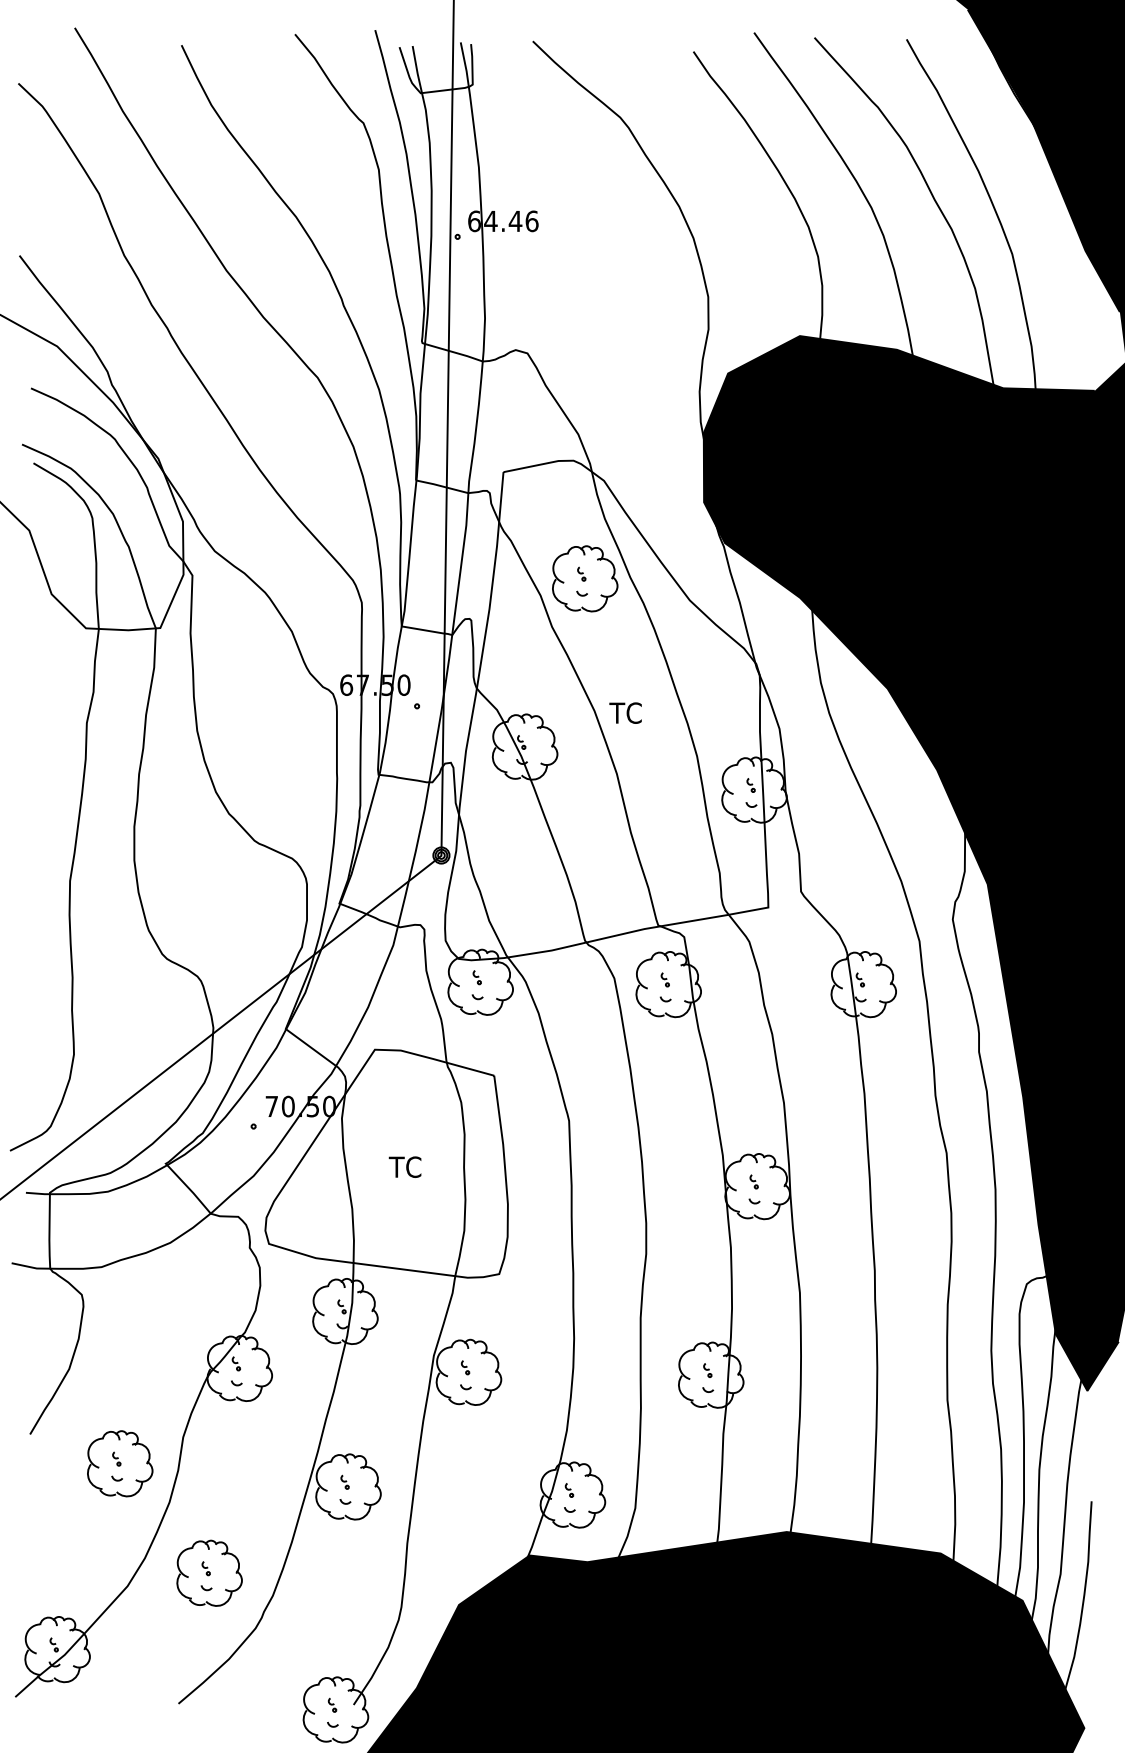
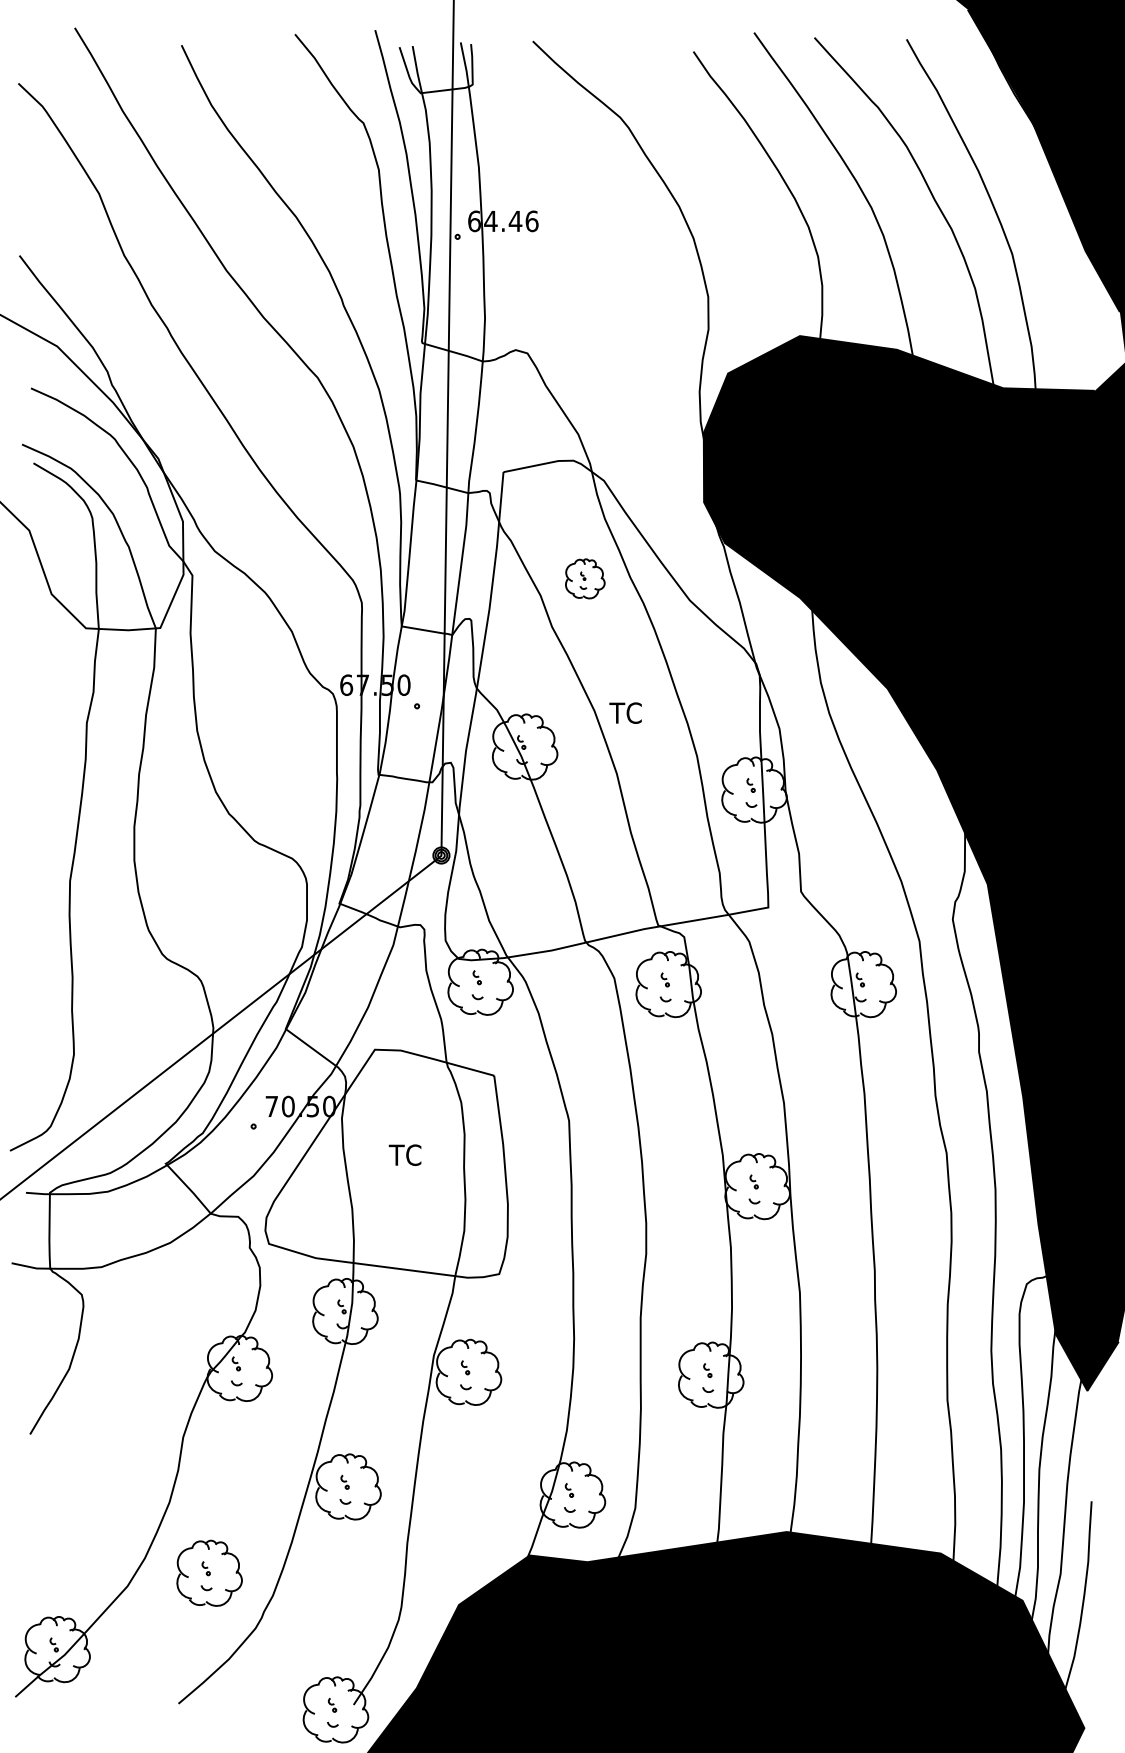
part size: 67x68 px -> 41x42 px (585, 578)
text position: (404, 1166) -> (404, 1154) (404, 1154)
part: present -> none (120, 1463)
